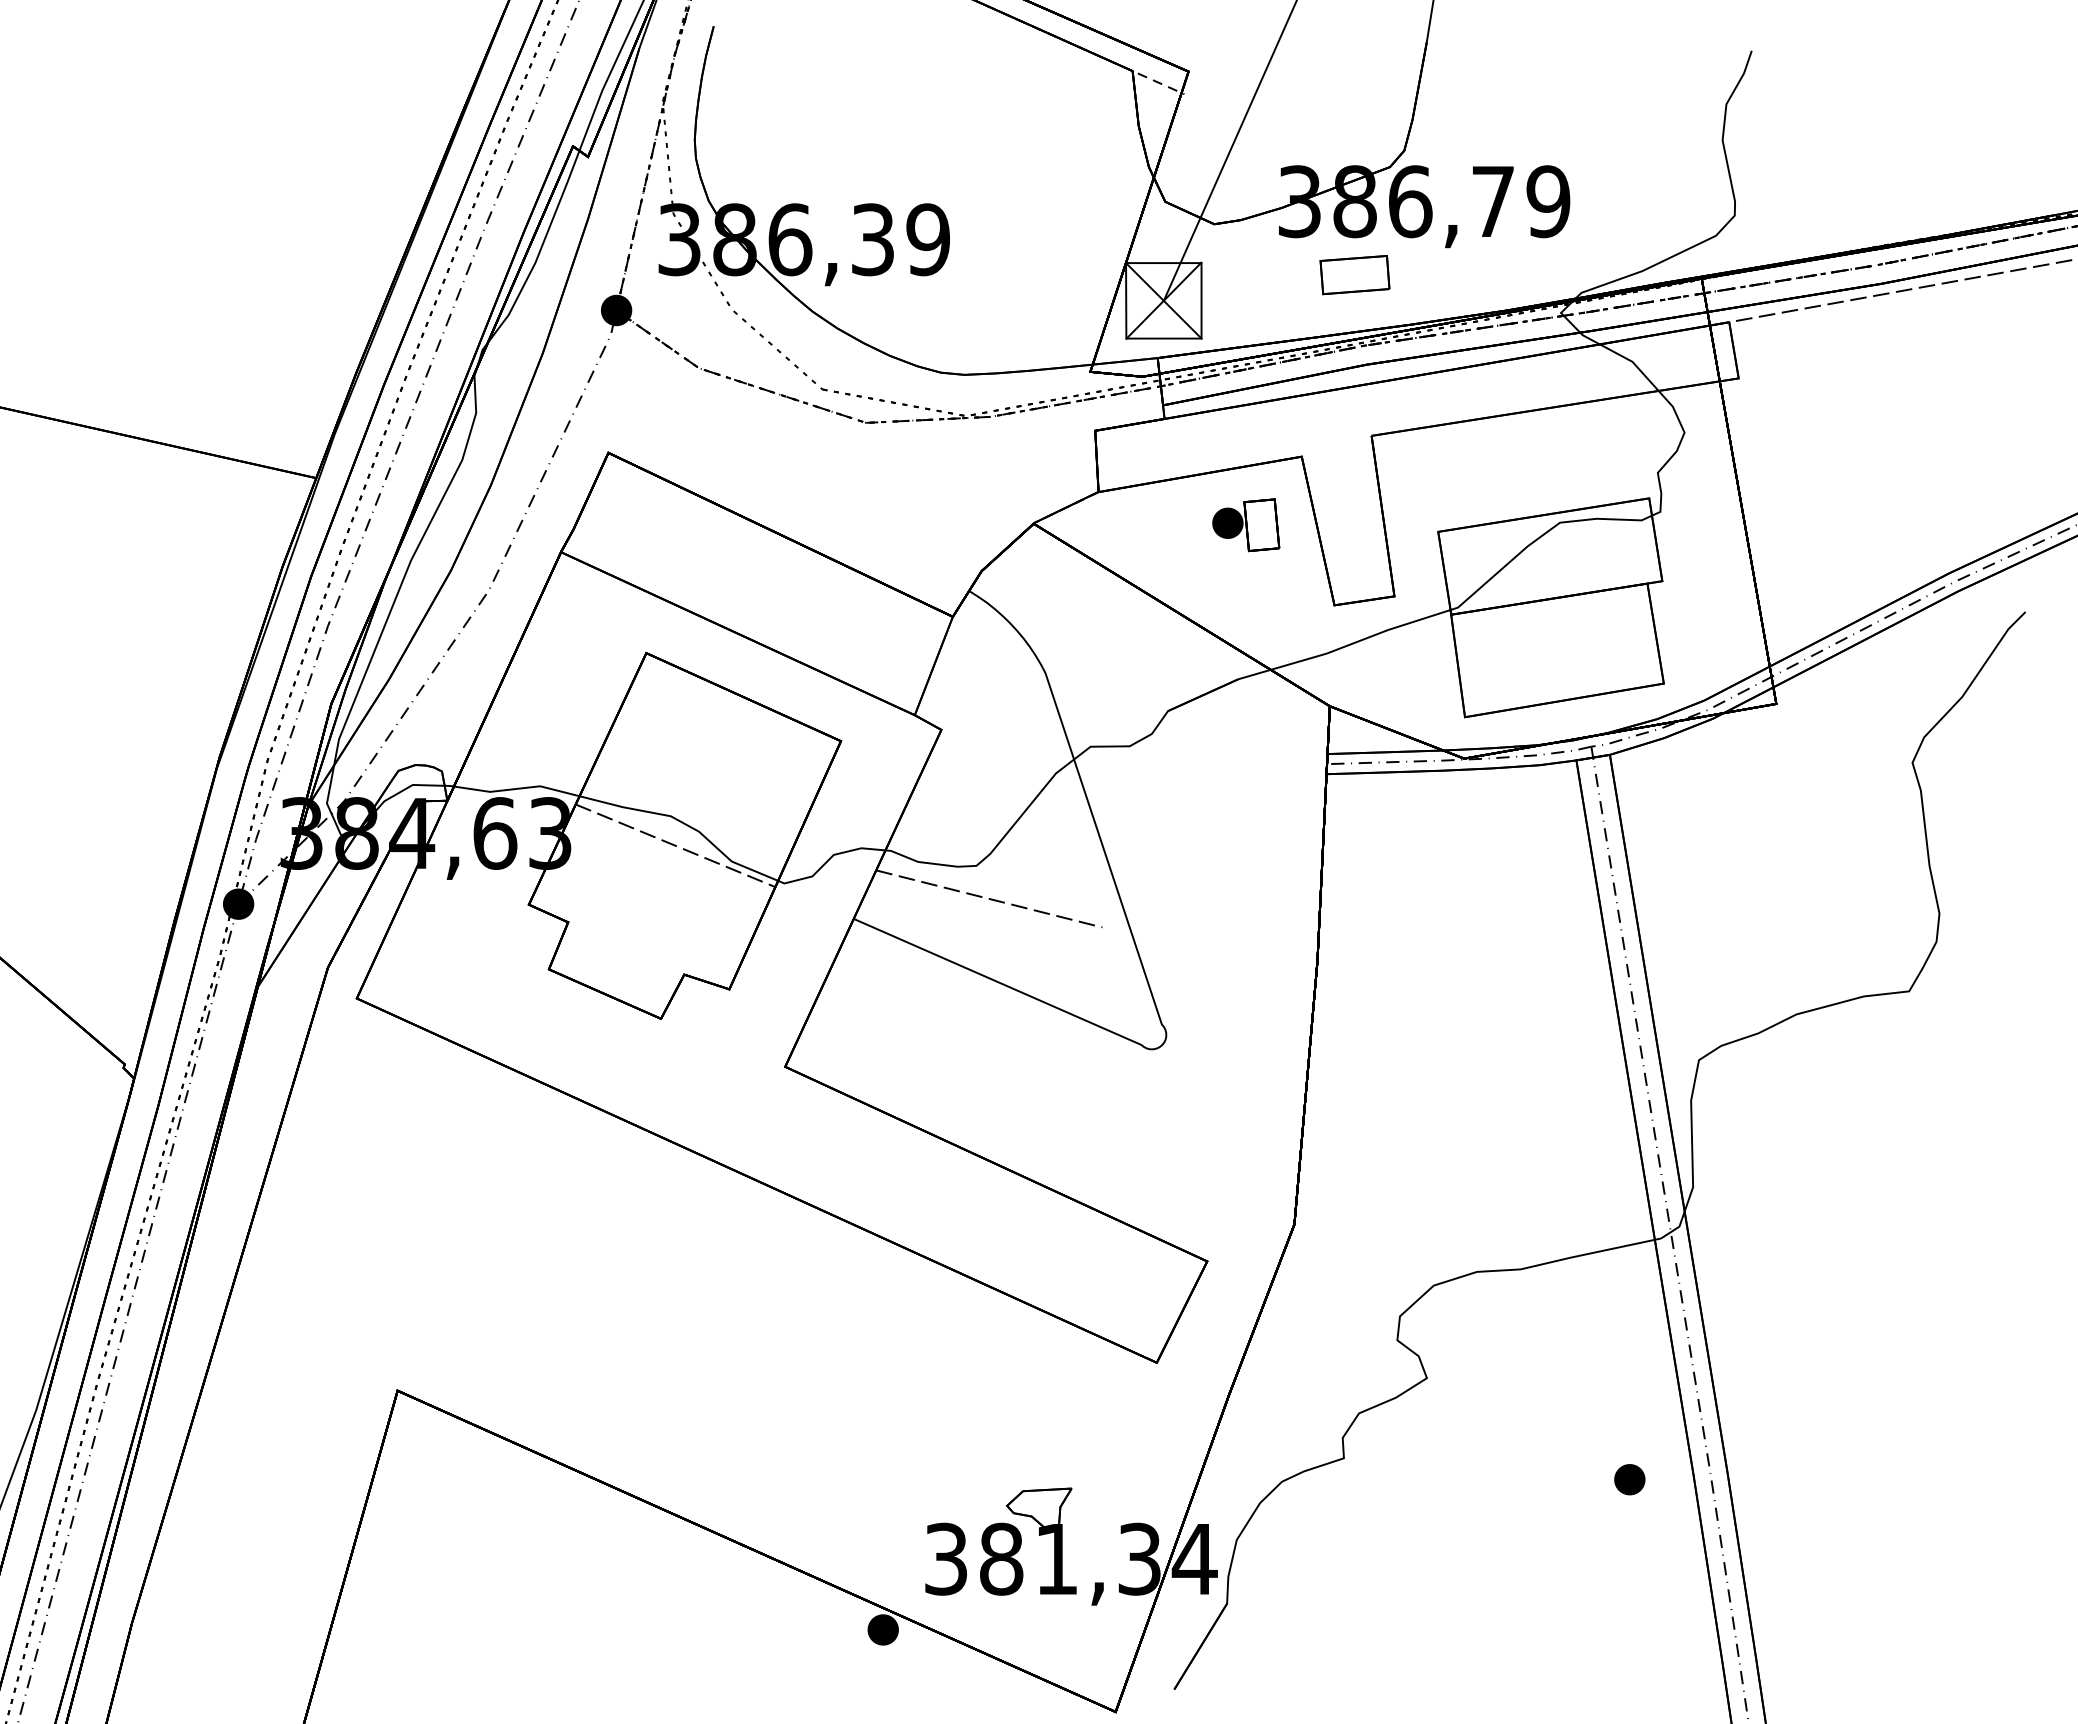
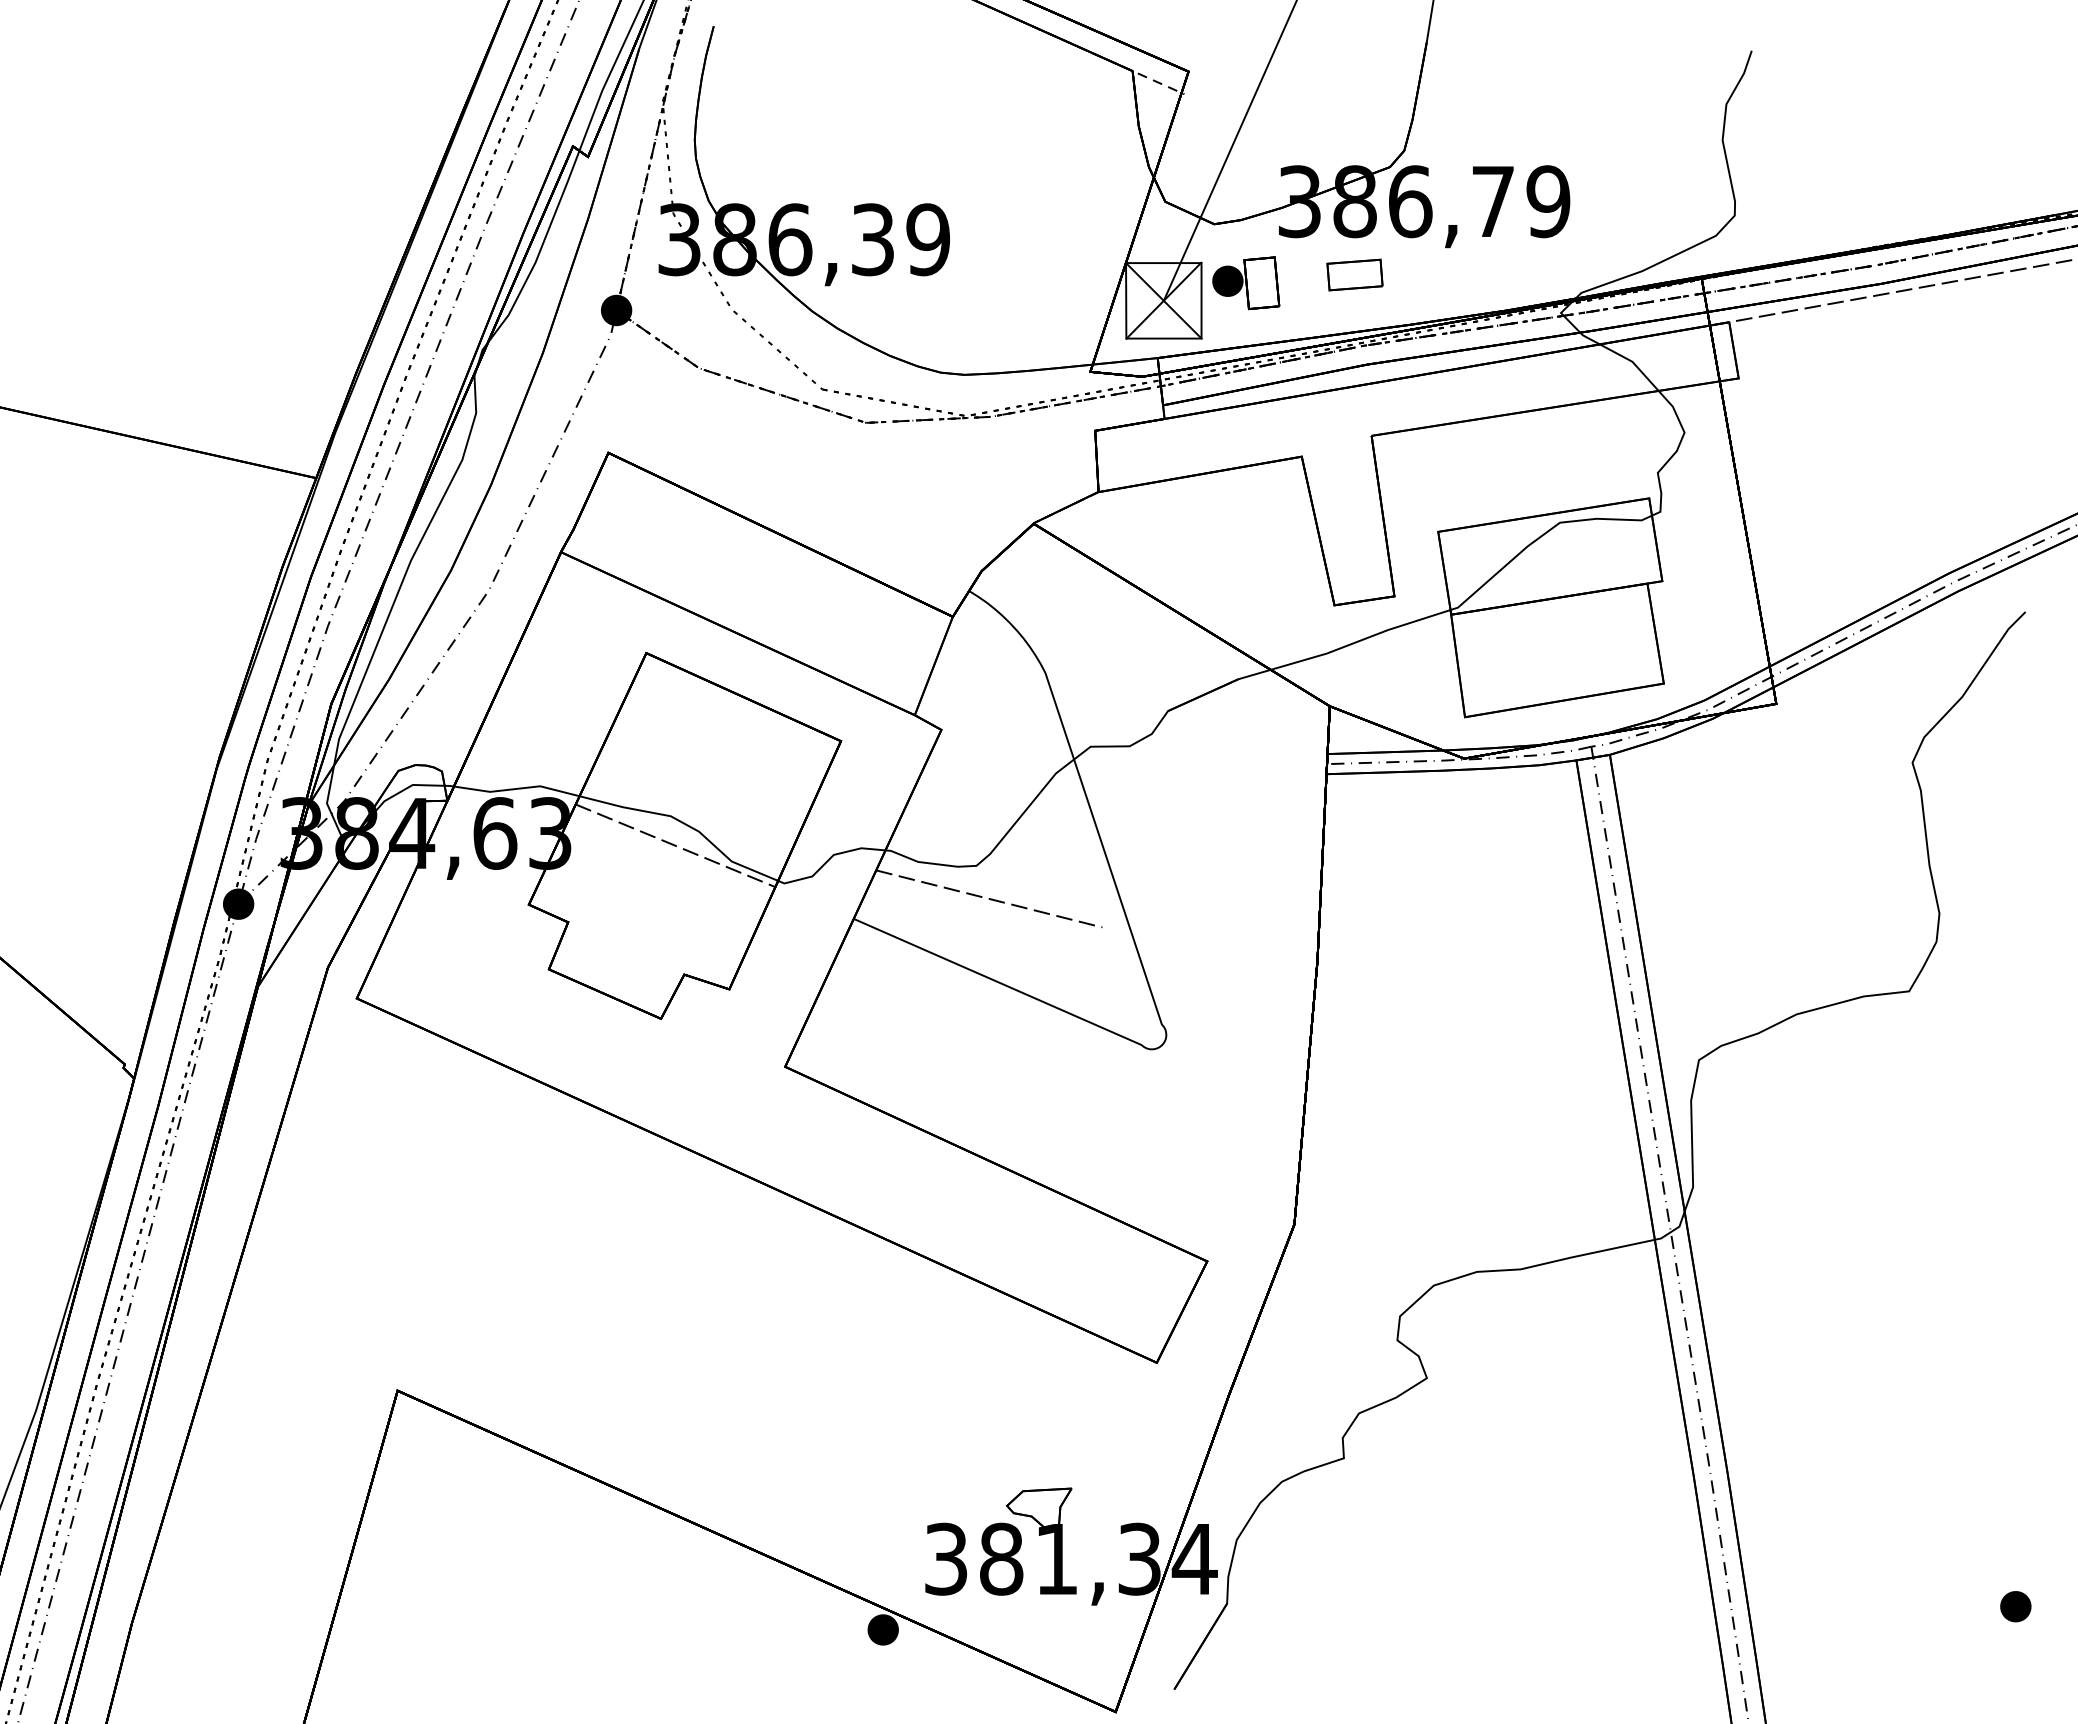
part size: 72x41 px -> 58x34 px (1354, 274)
part position: (1246, 525) -> (1246, 283) (1246, 283)
part position: (1629, 1479) -> (2015, 1606) (2015, 1606)
